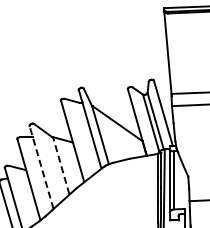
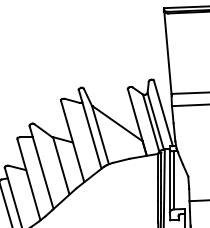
line: dashed -> solid (61, 165)
line: dashed -> solid (41, 167)
